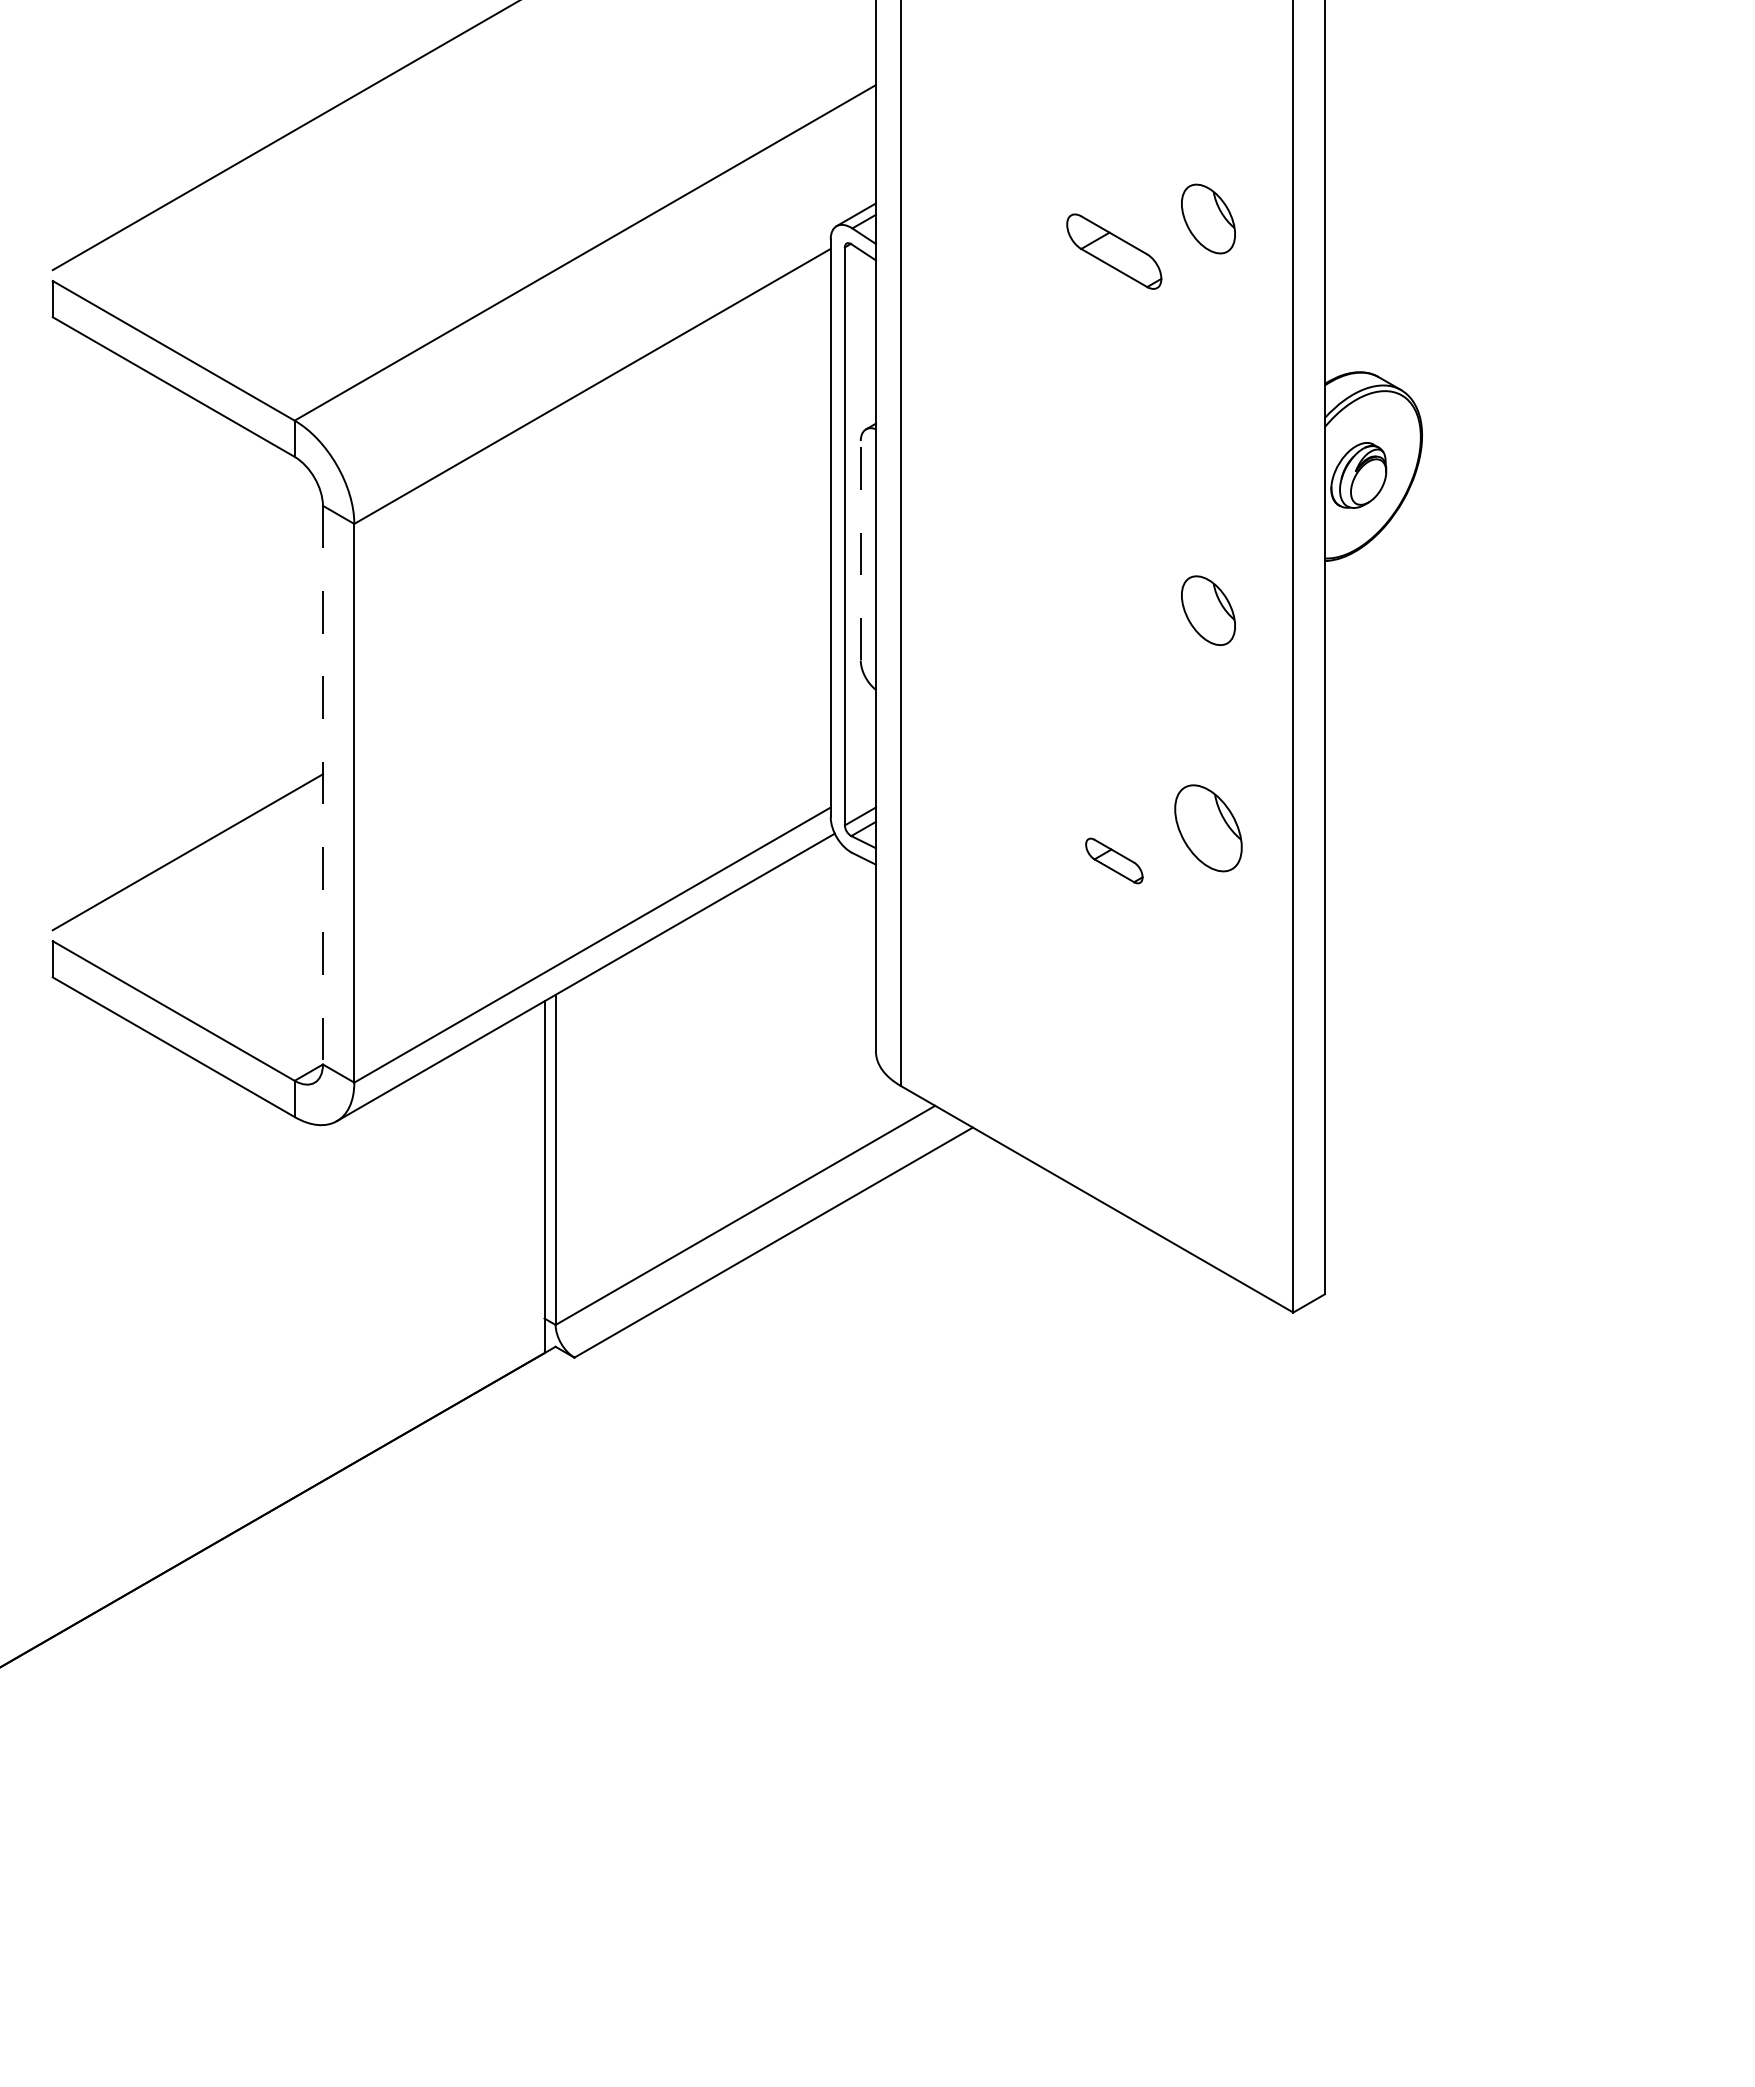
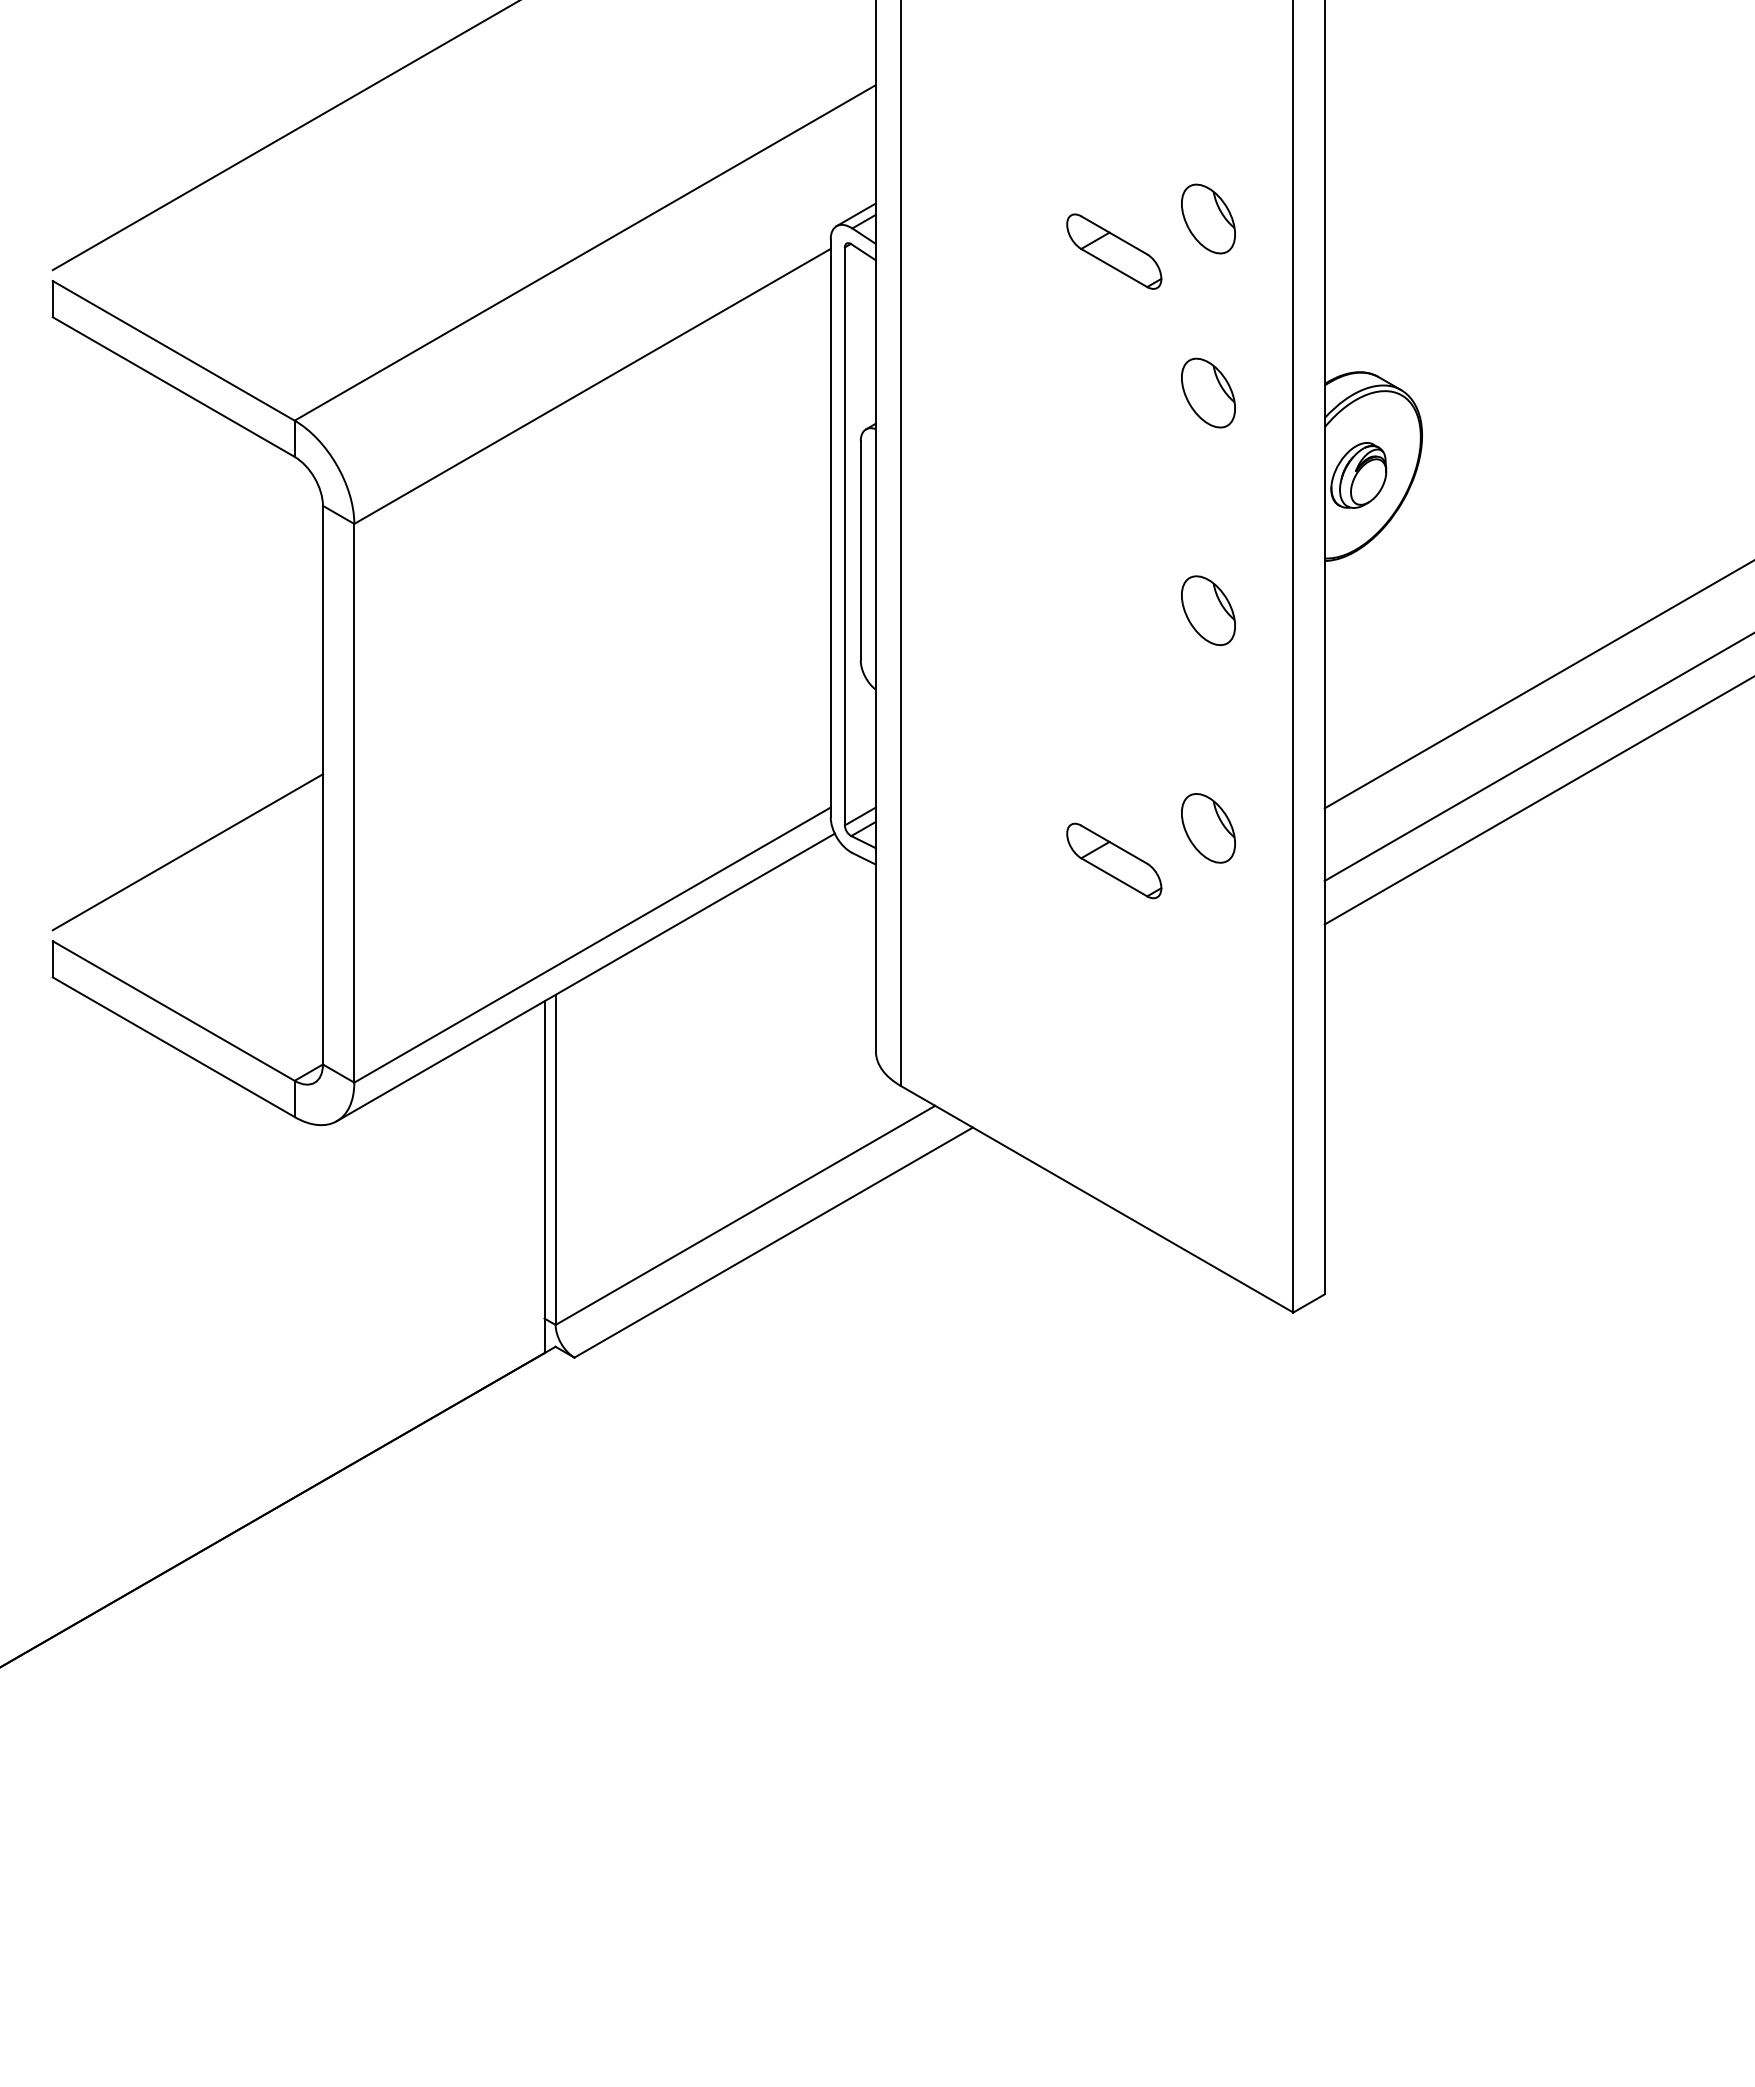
part: none -> present (1208, 392)
line: dashed -> solid (860, 550)
line: none -> present (1537, 684)
line: none -> present (1537, 757)
line: dashed -> solid (322, 785)
line: none -> present (1537, 801)
part size: 69x89 px -> 55x71 px (1208, 828)
part size: 59x48 px -> 97x78 px (1114, 860)
